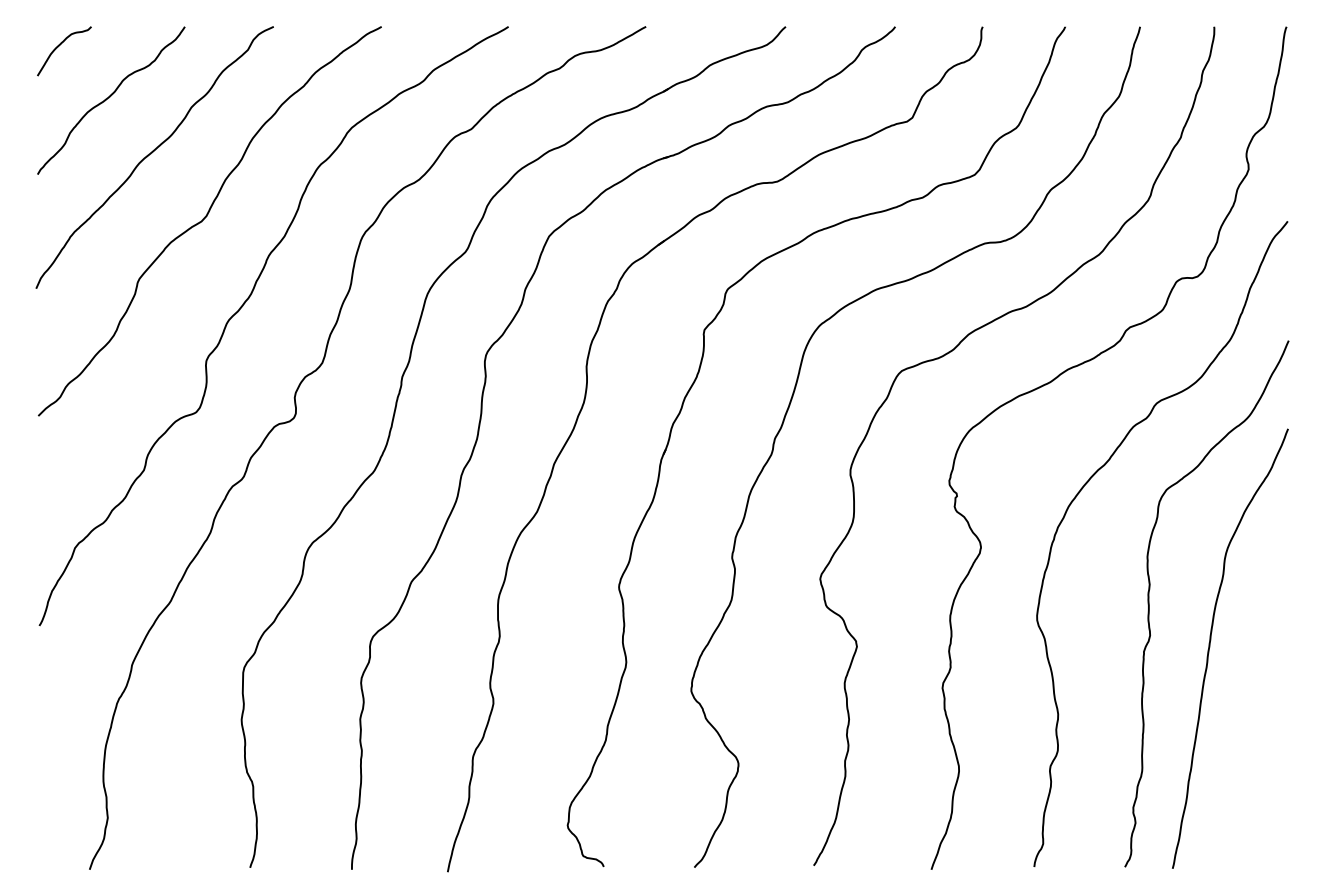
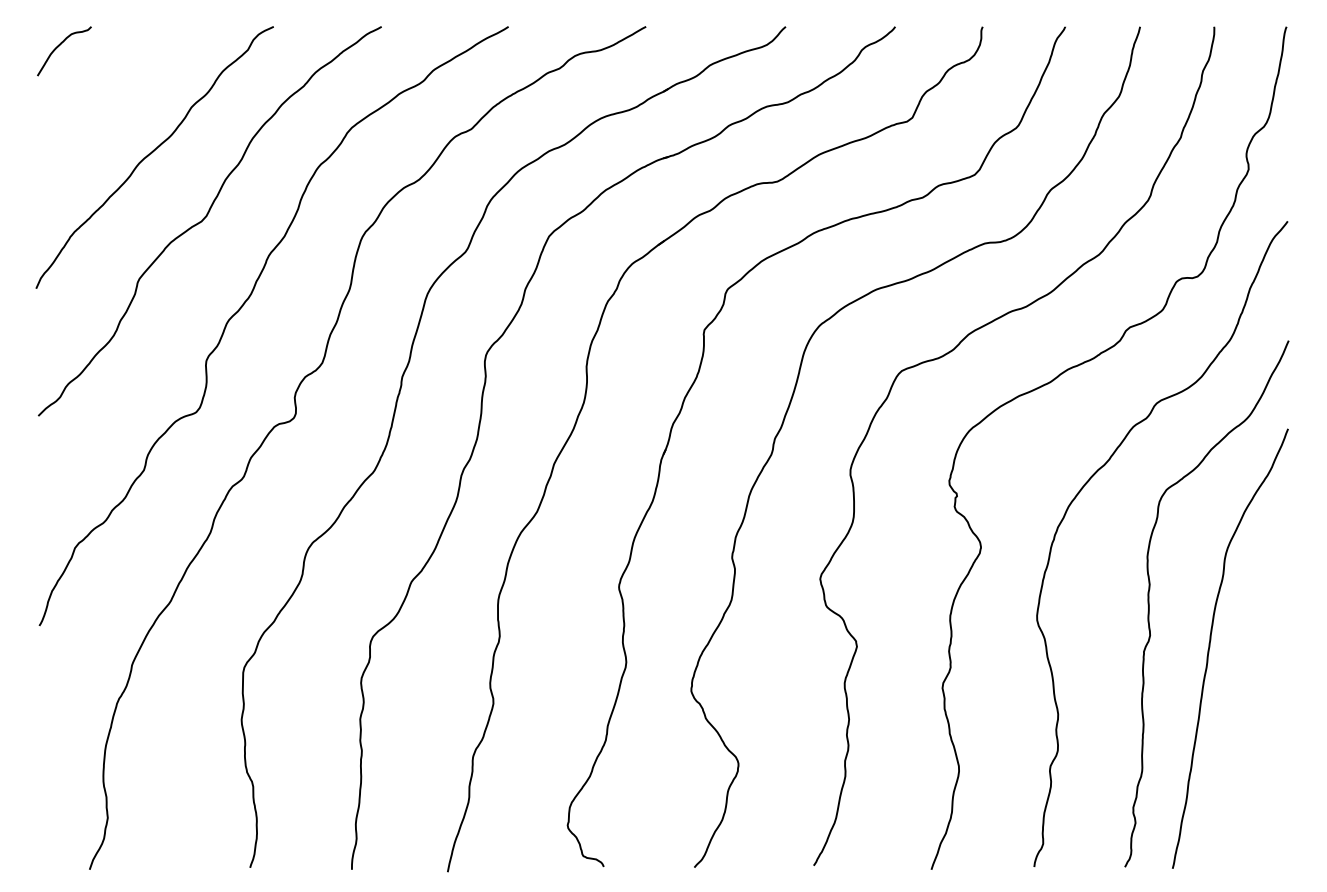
curve: present -> none (109, 98)
